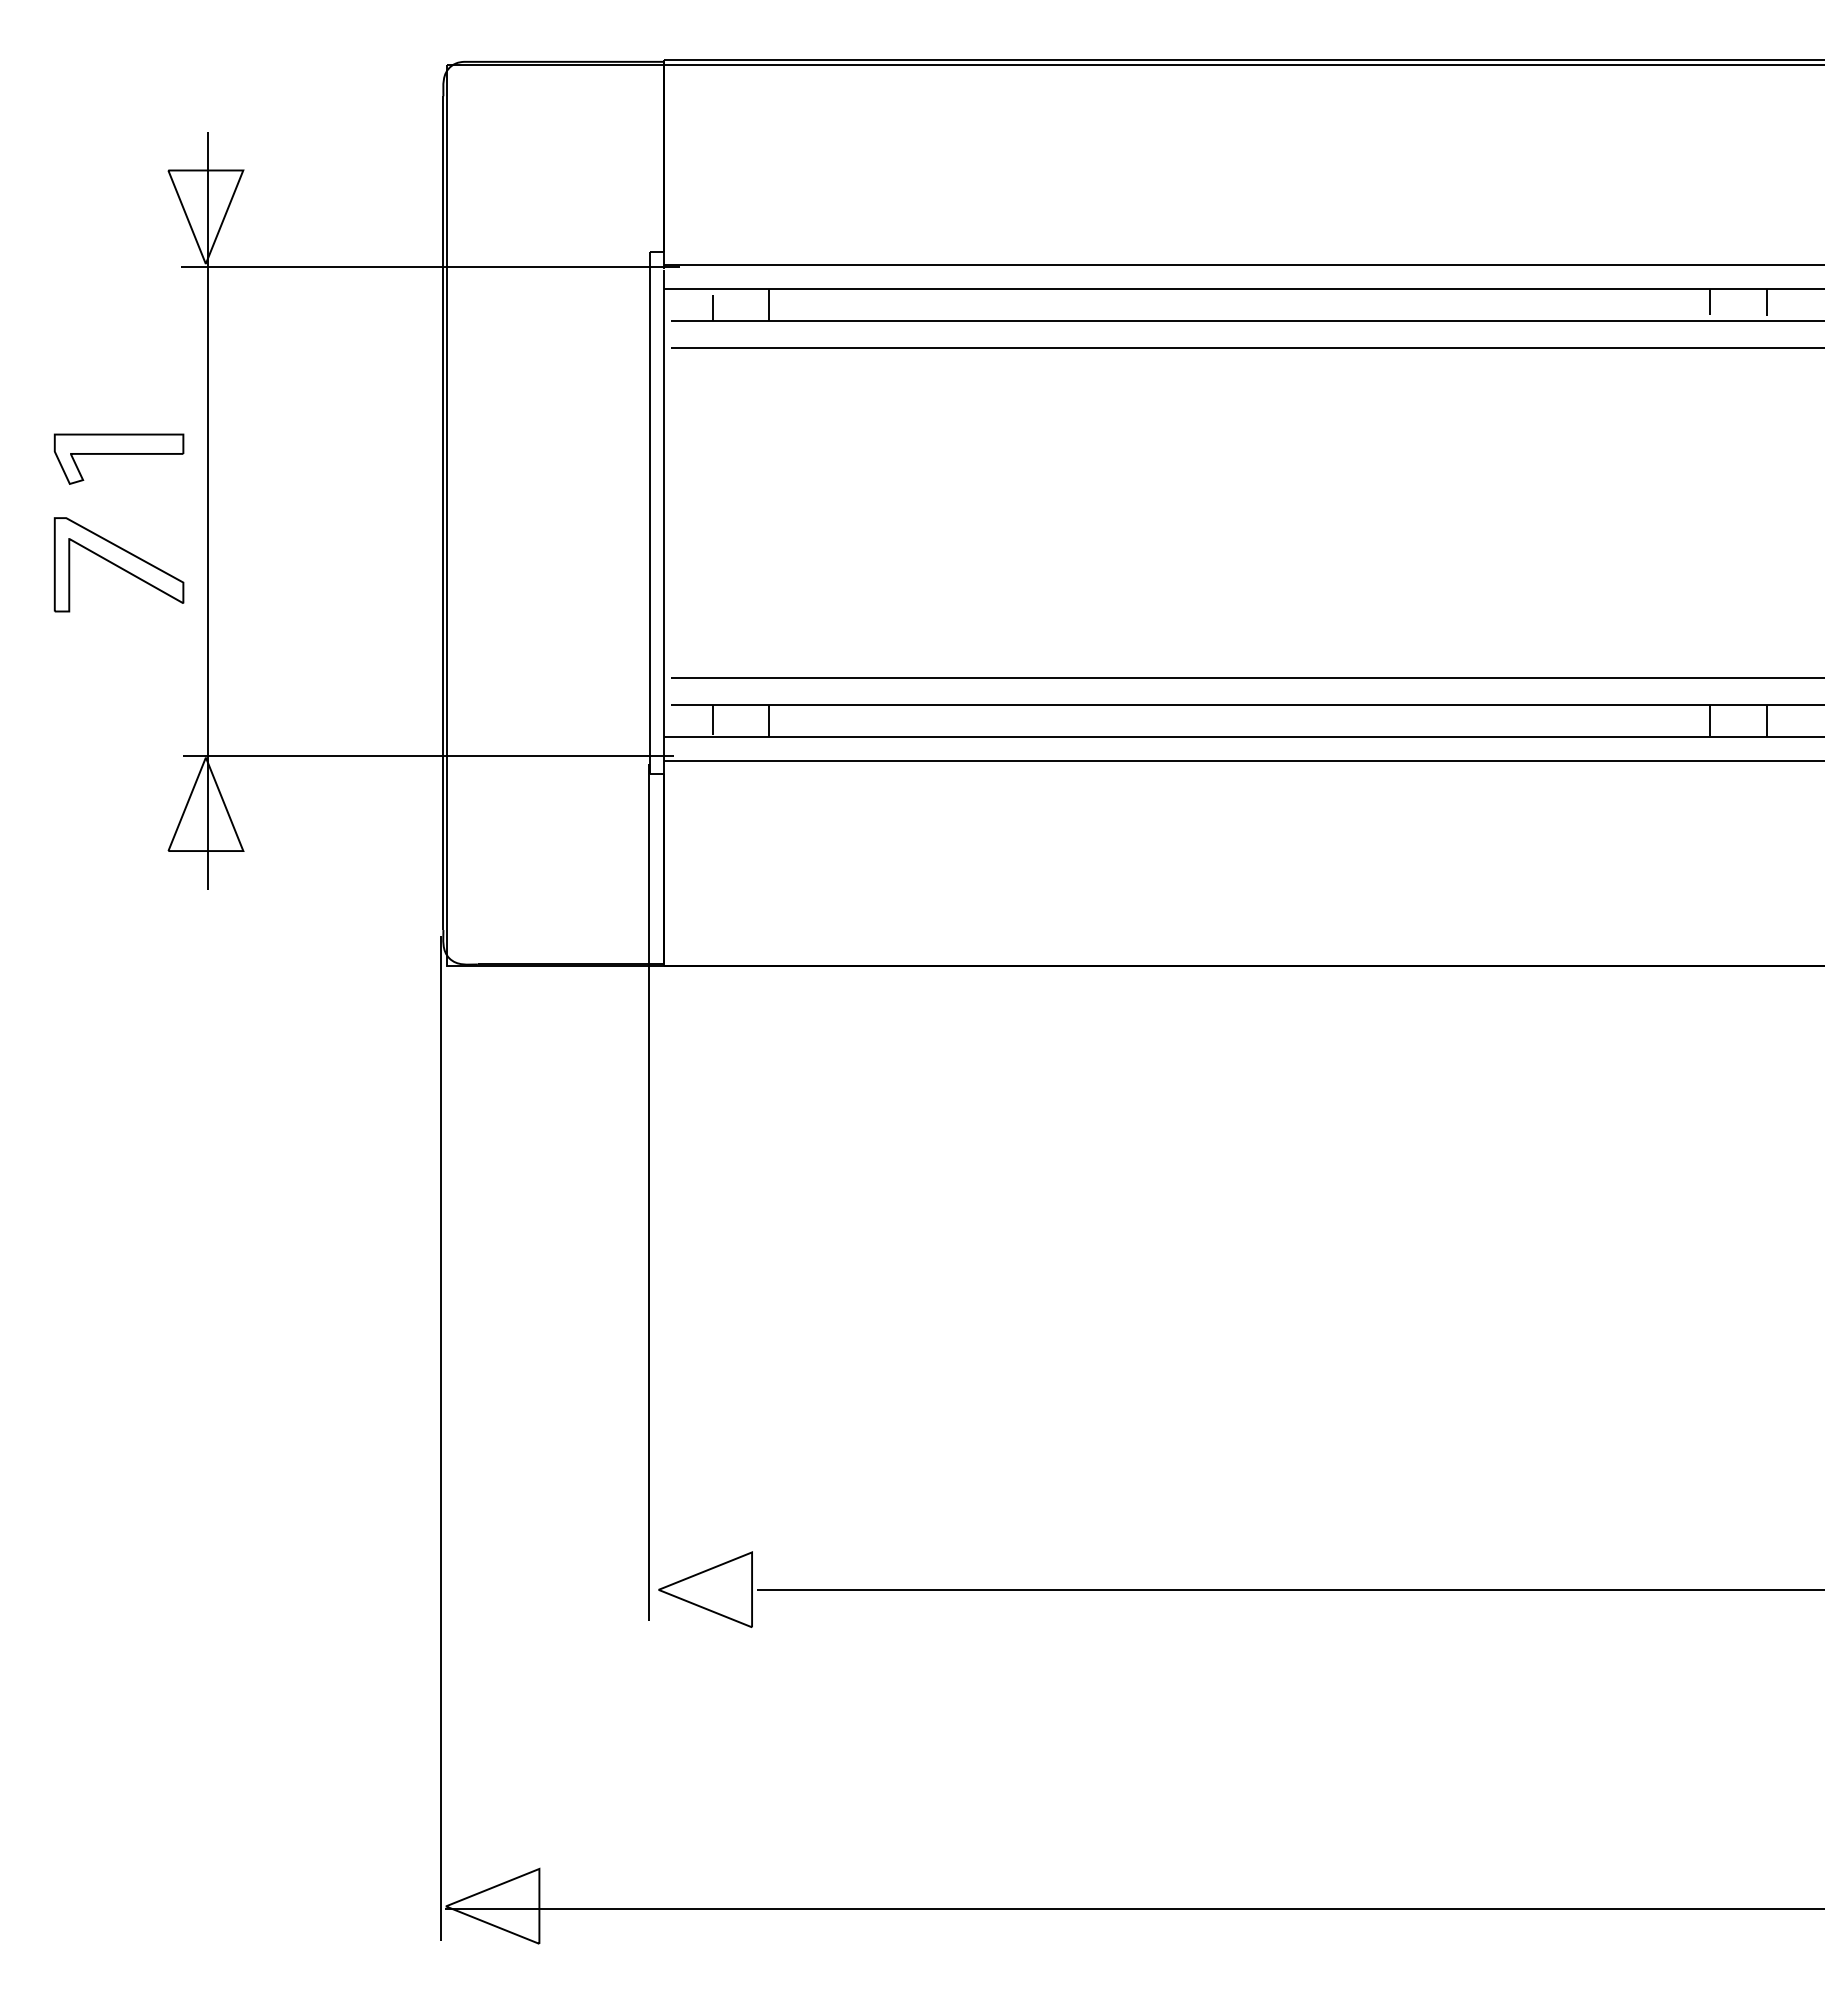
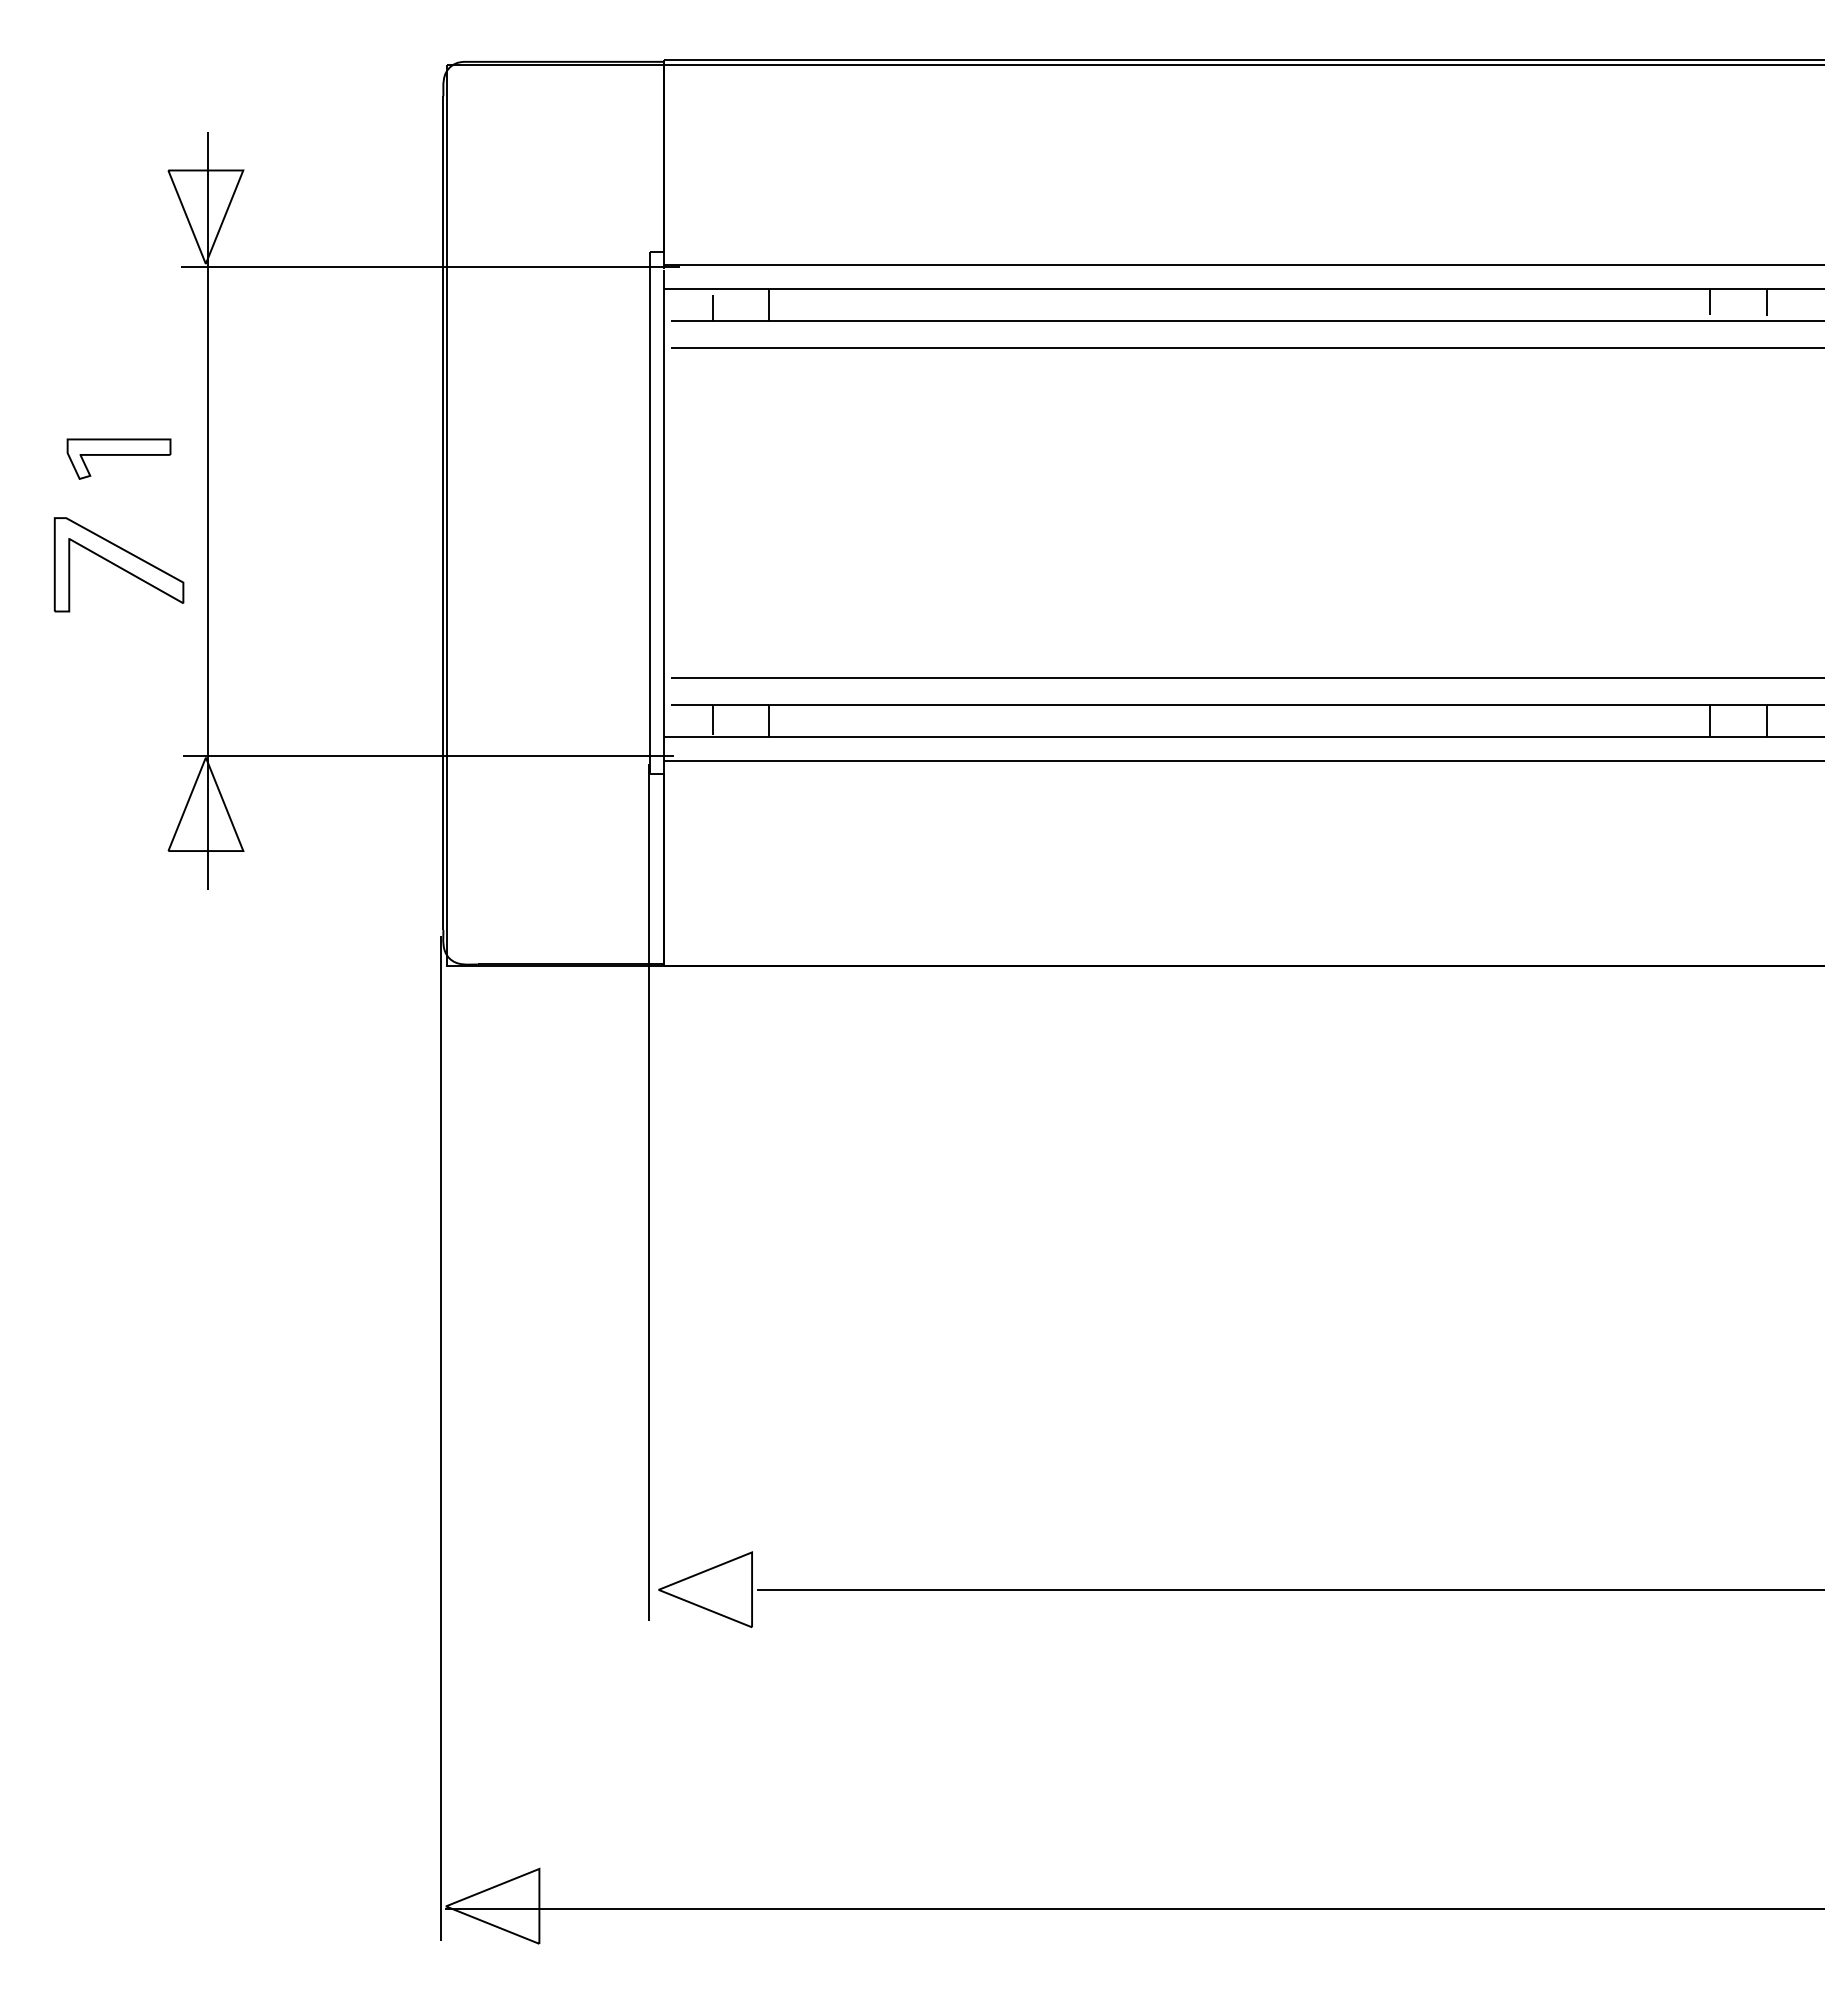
part size: 132x52 px -> 106x42 px (118, 458)
